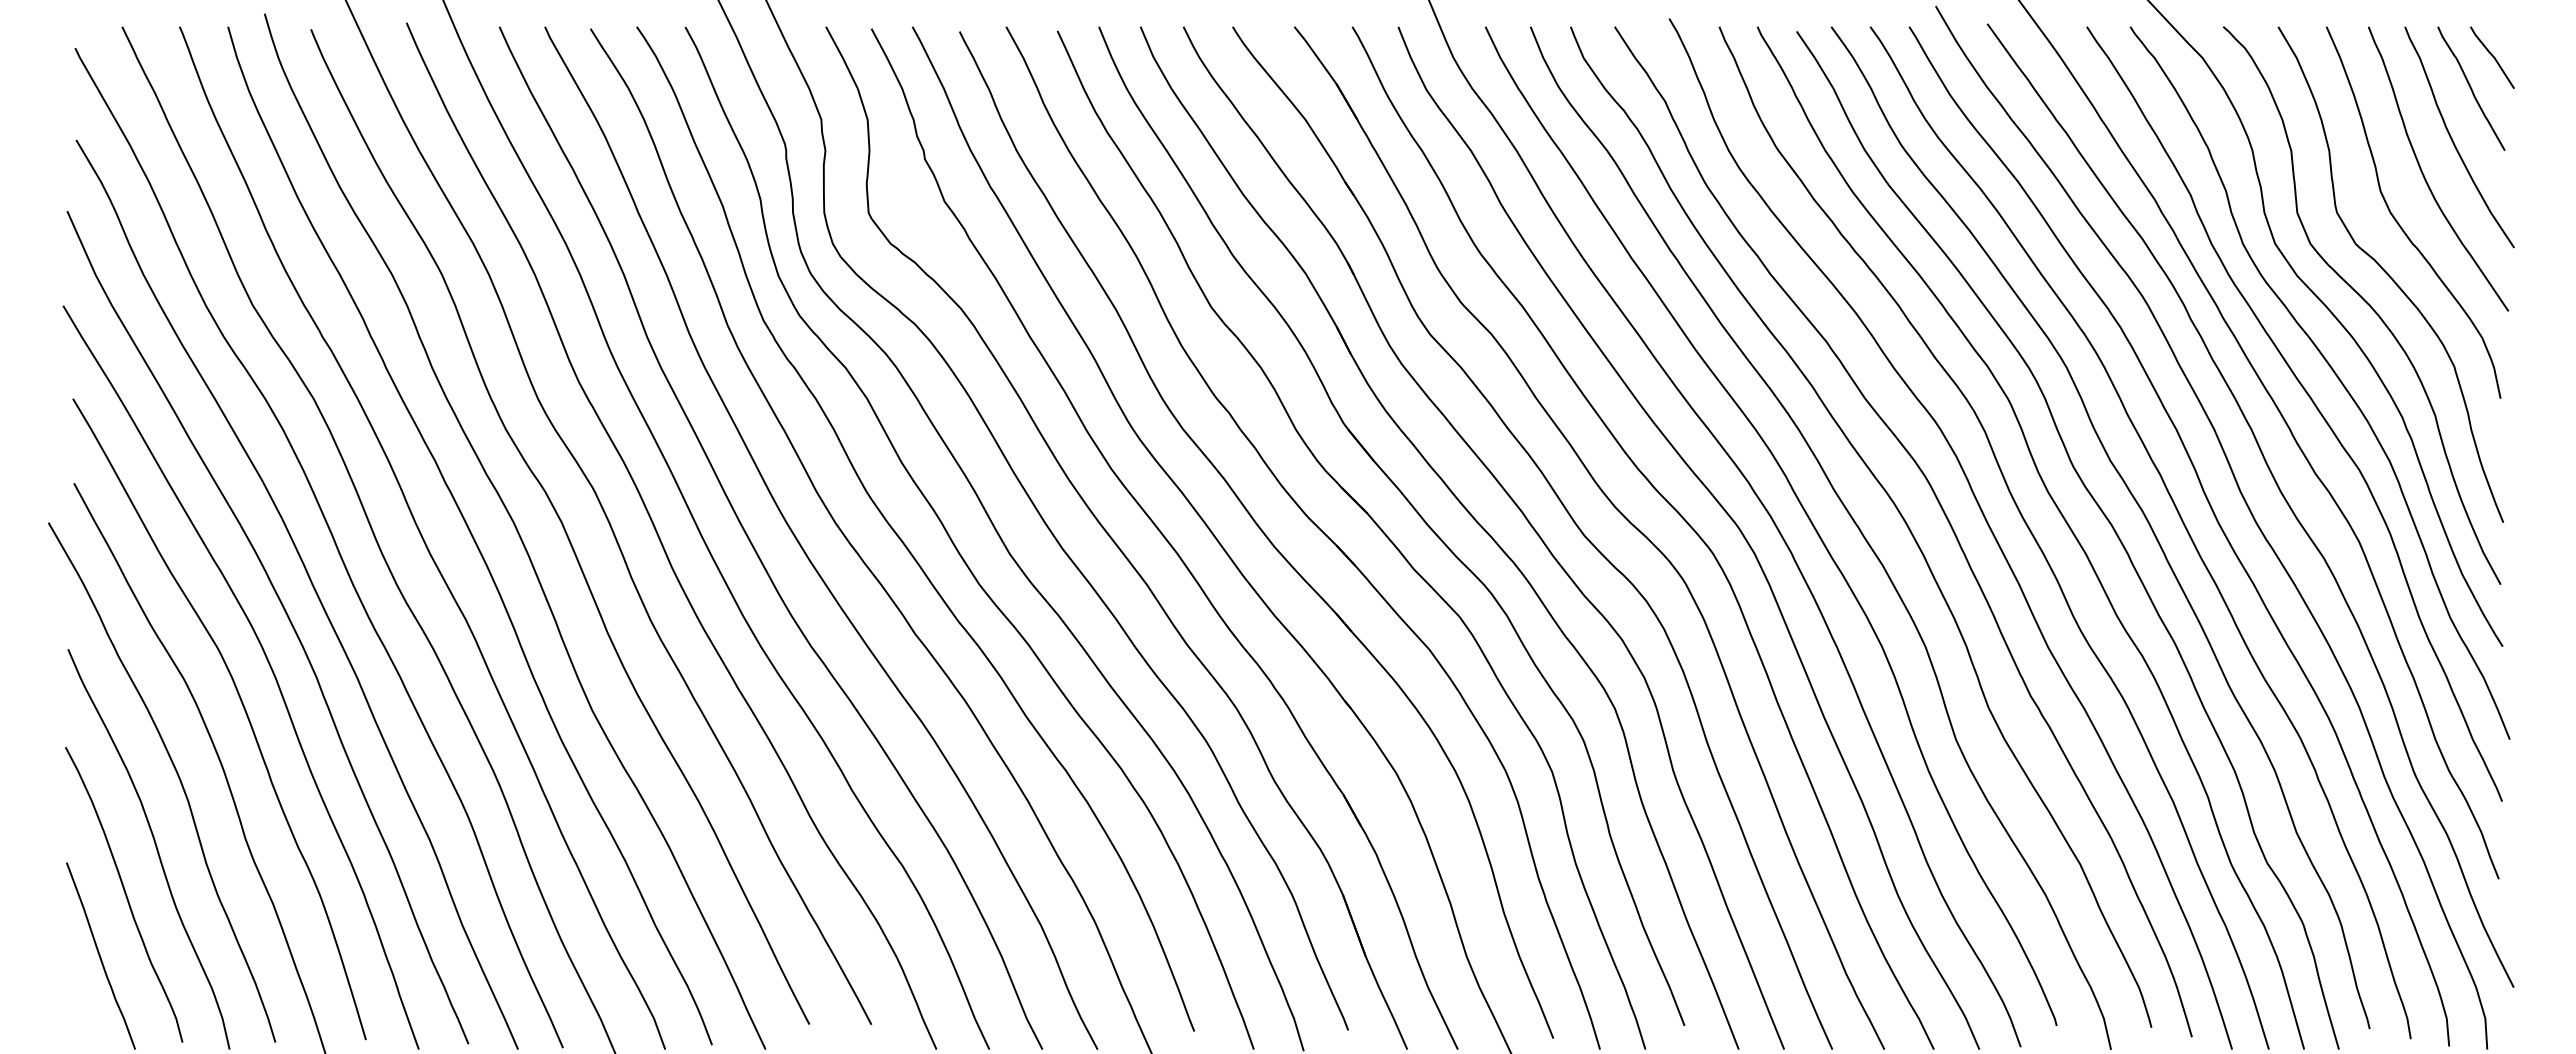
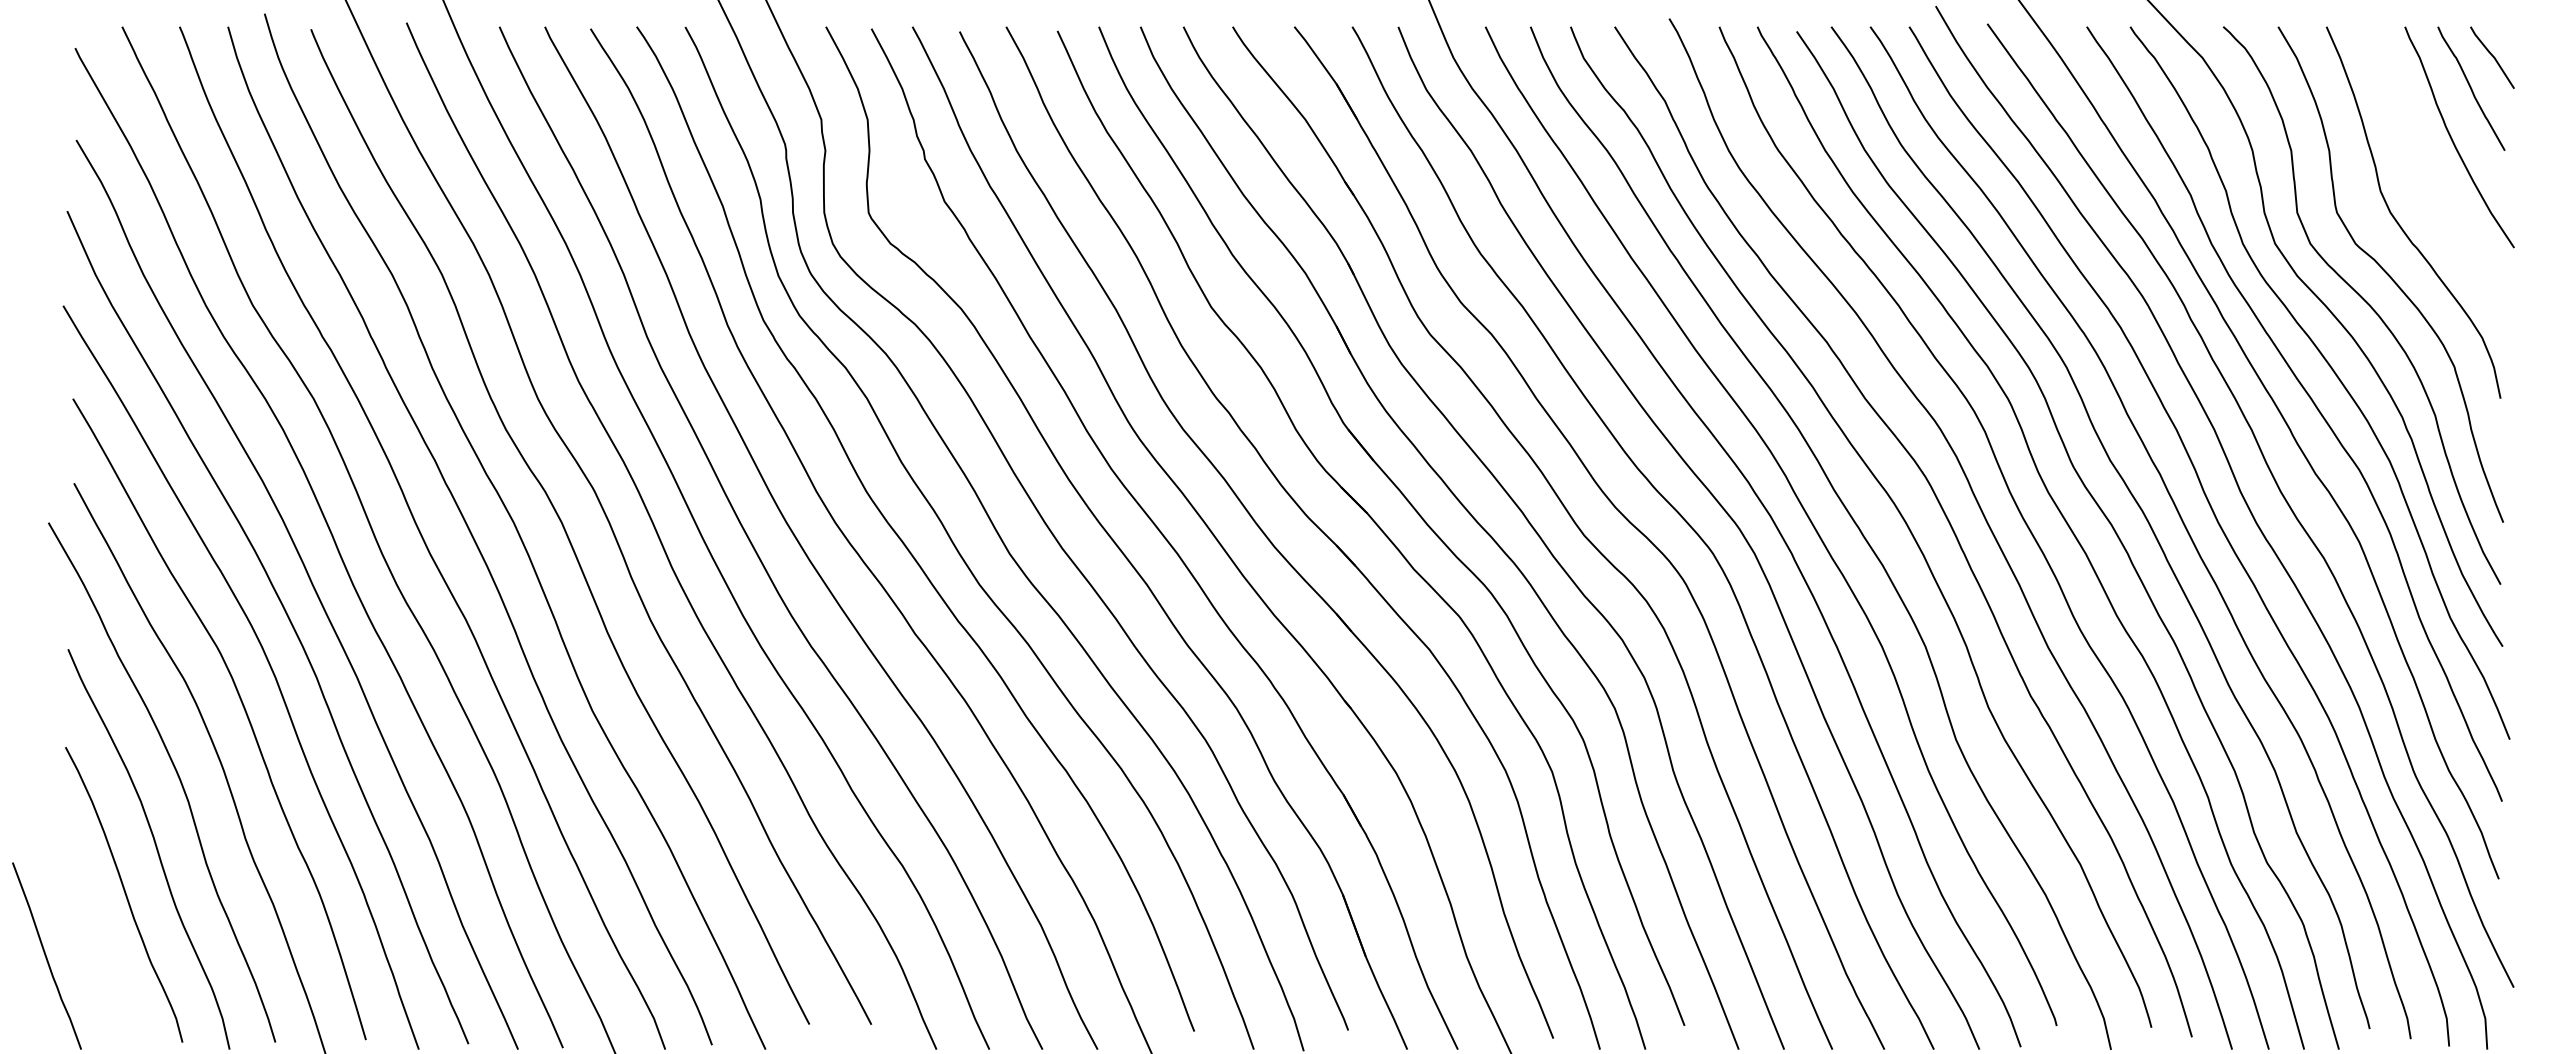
curve: present -> none (2423, 172)
curve position: (100, 955) -> (46, 955) (46, 955)
